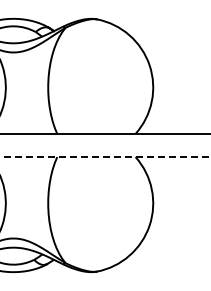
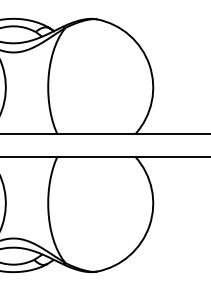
line: dashed -> solid (105, 157)
